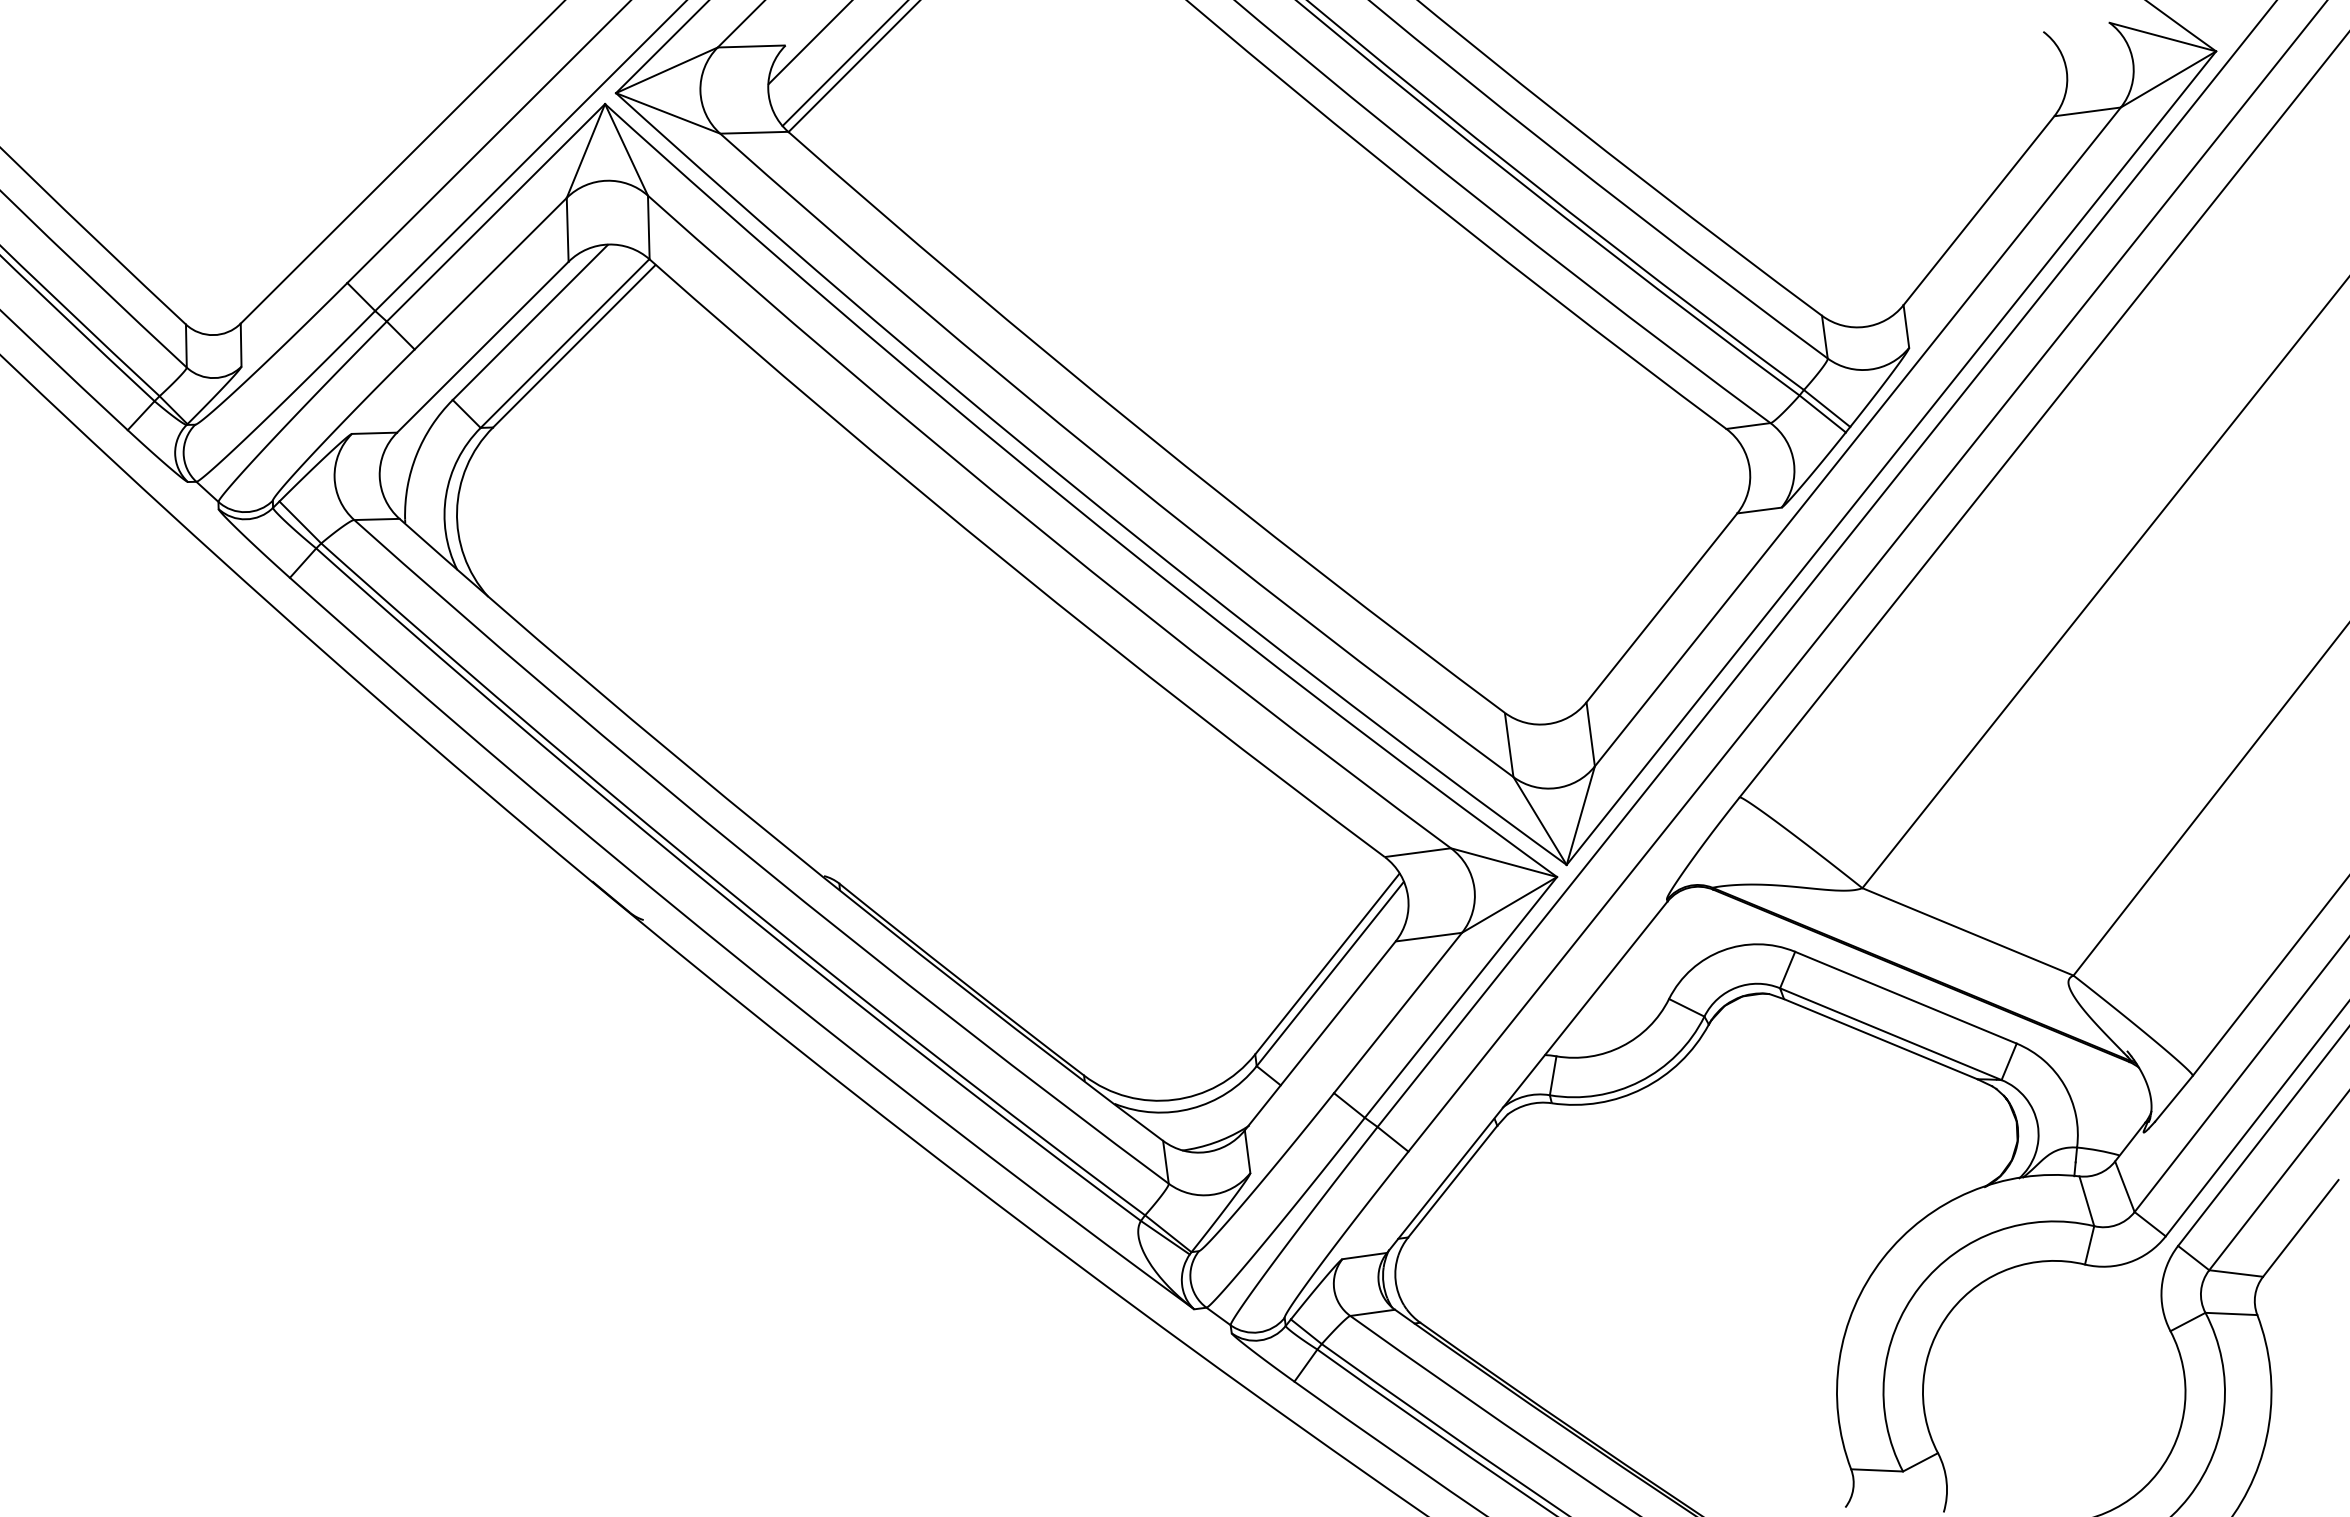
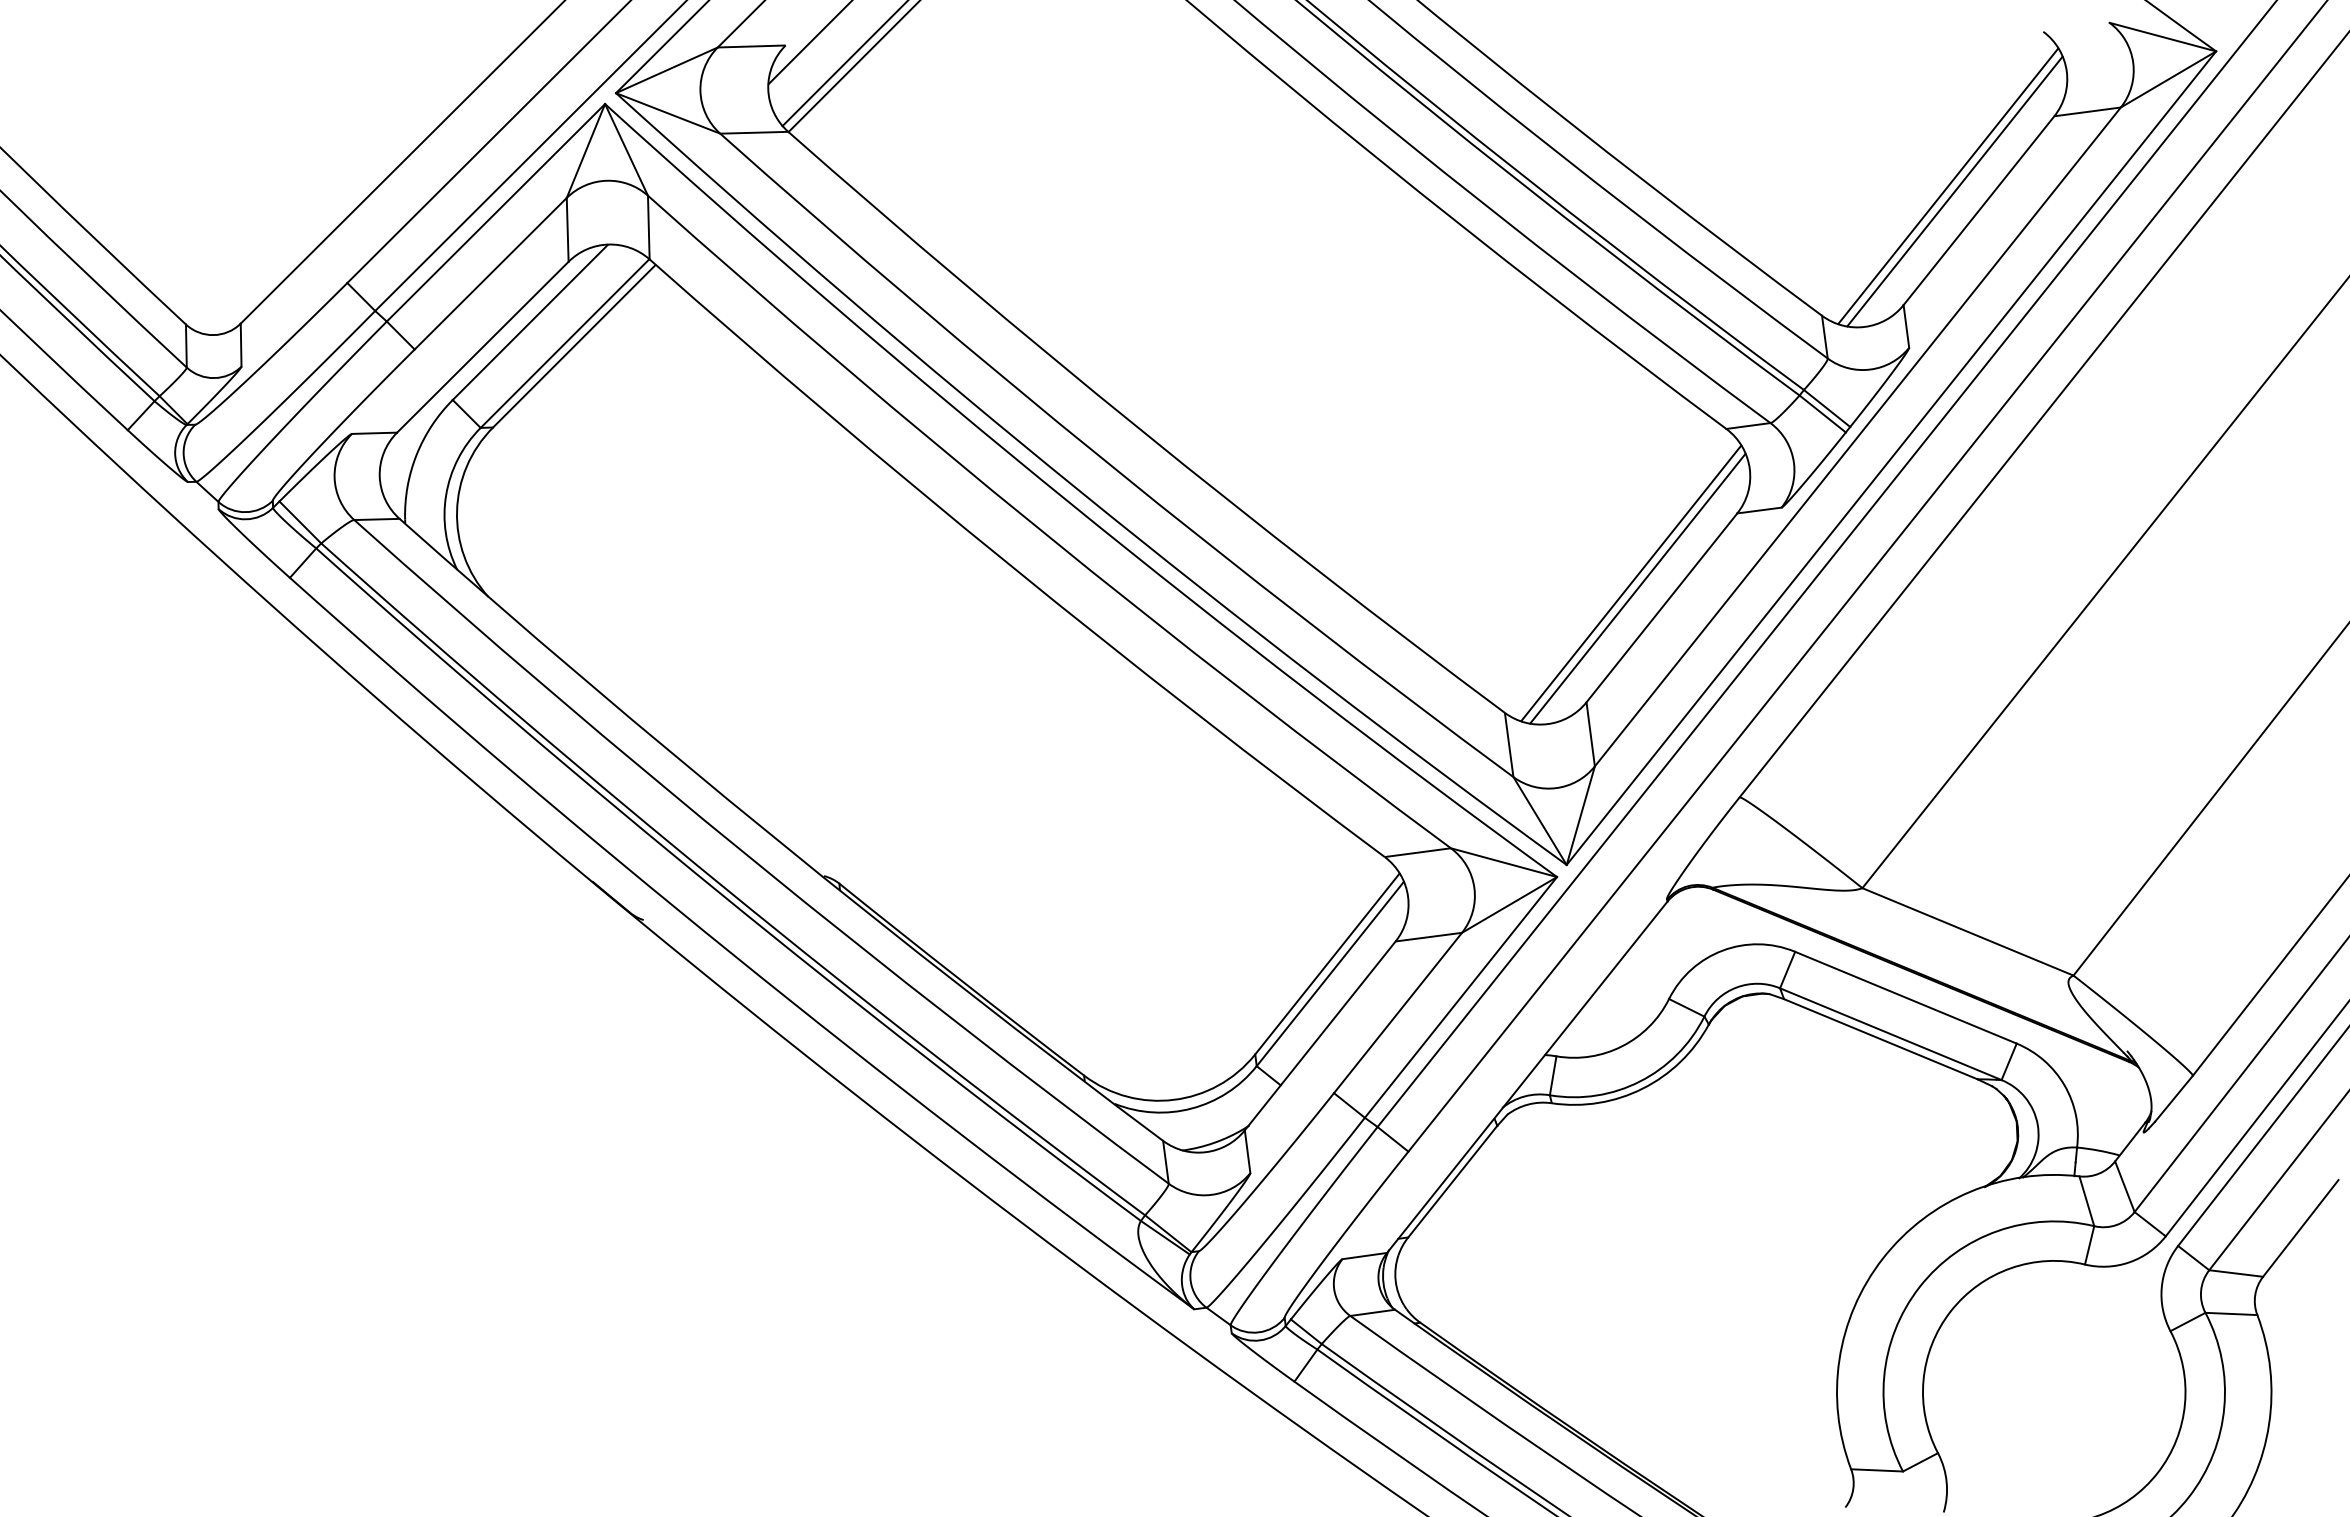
line: none -> present (1948, 185)
line: none -> present (1954, 191)
line: none -> present (1631, 583)
line: none -> present (1637, 588)
